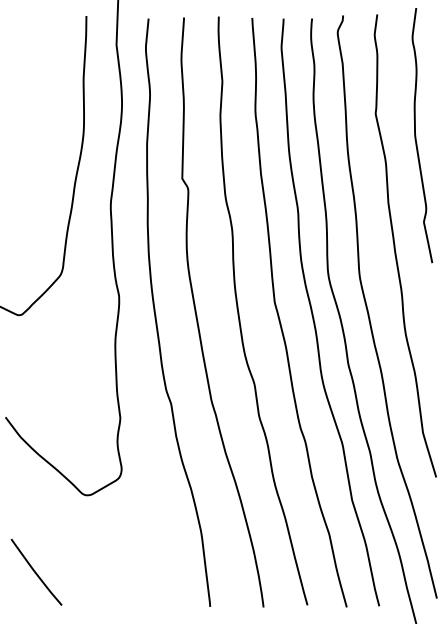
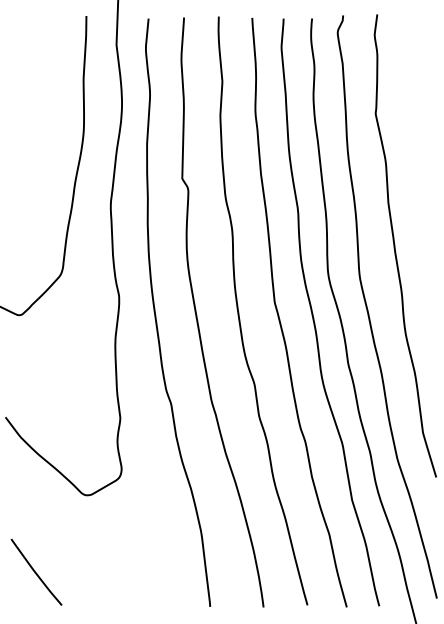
curve: present -> none (416, 135)
